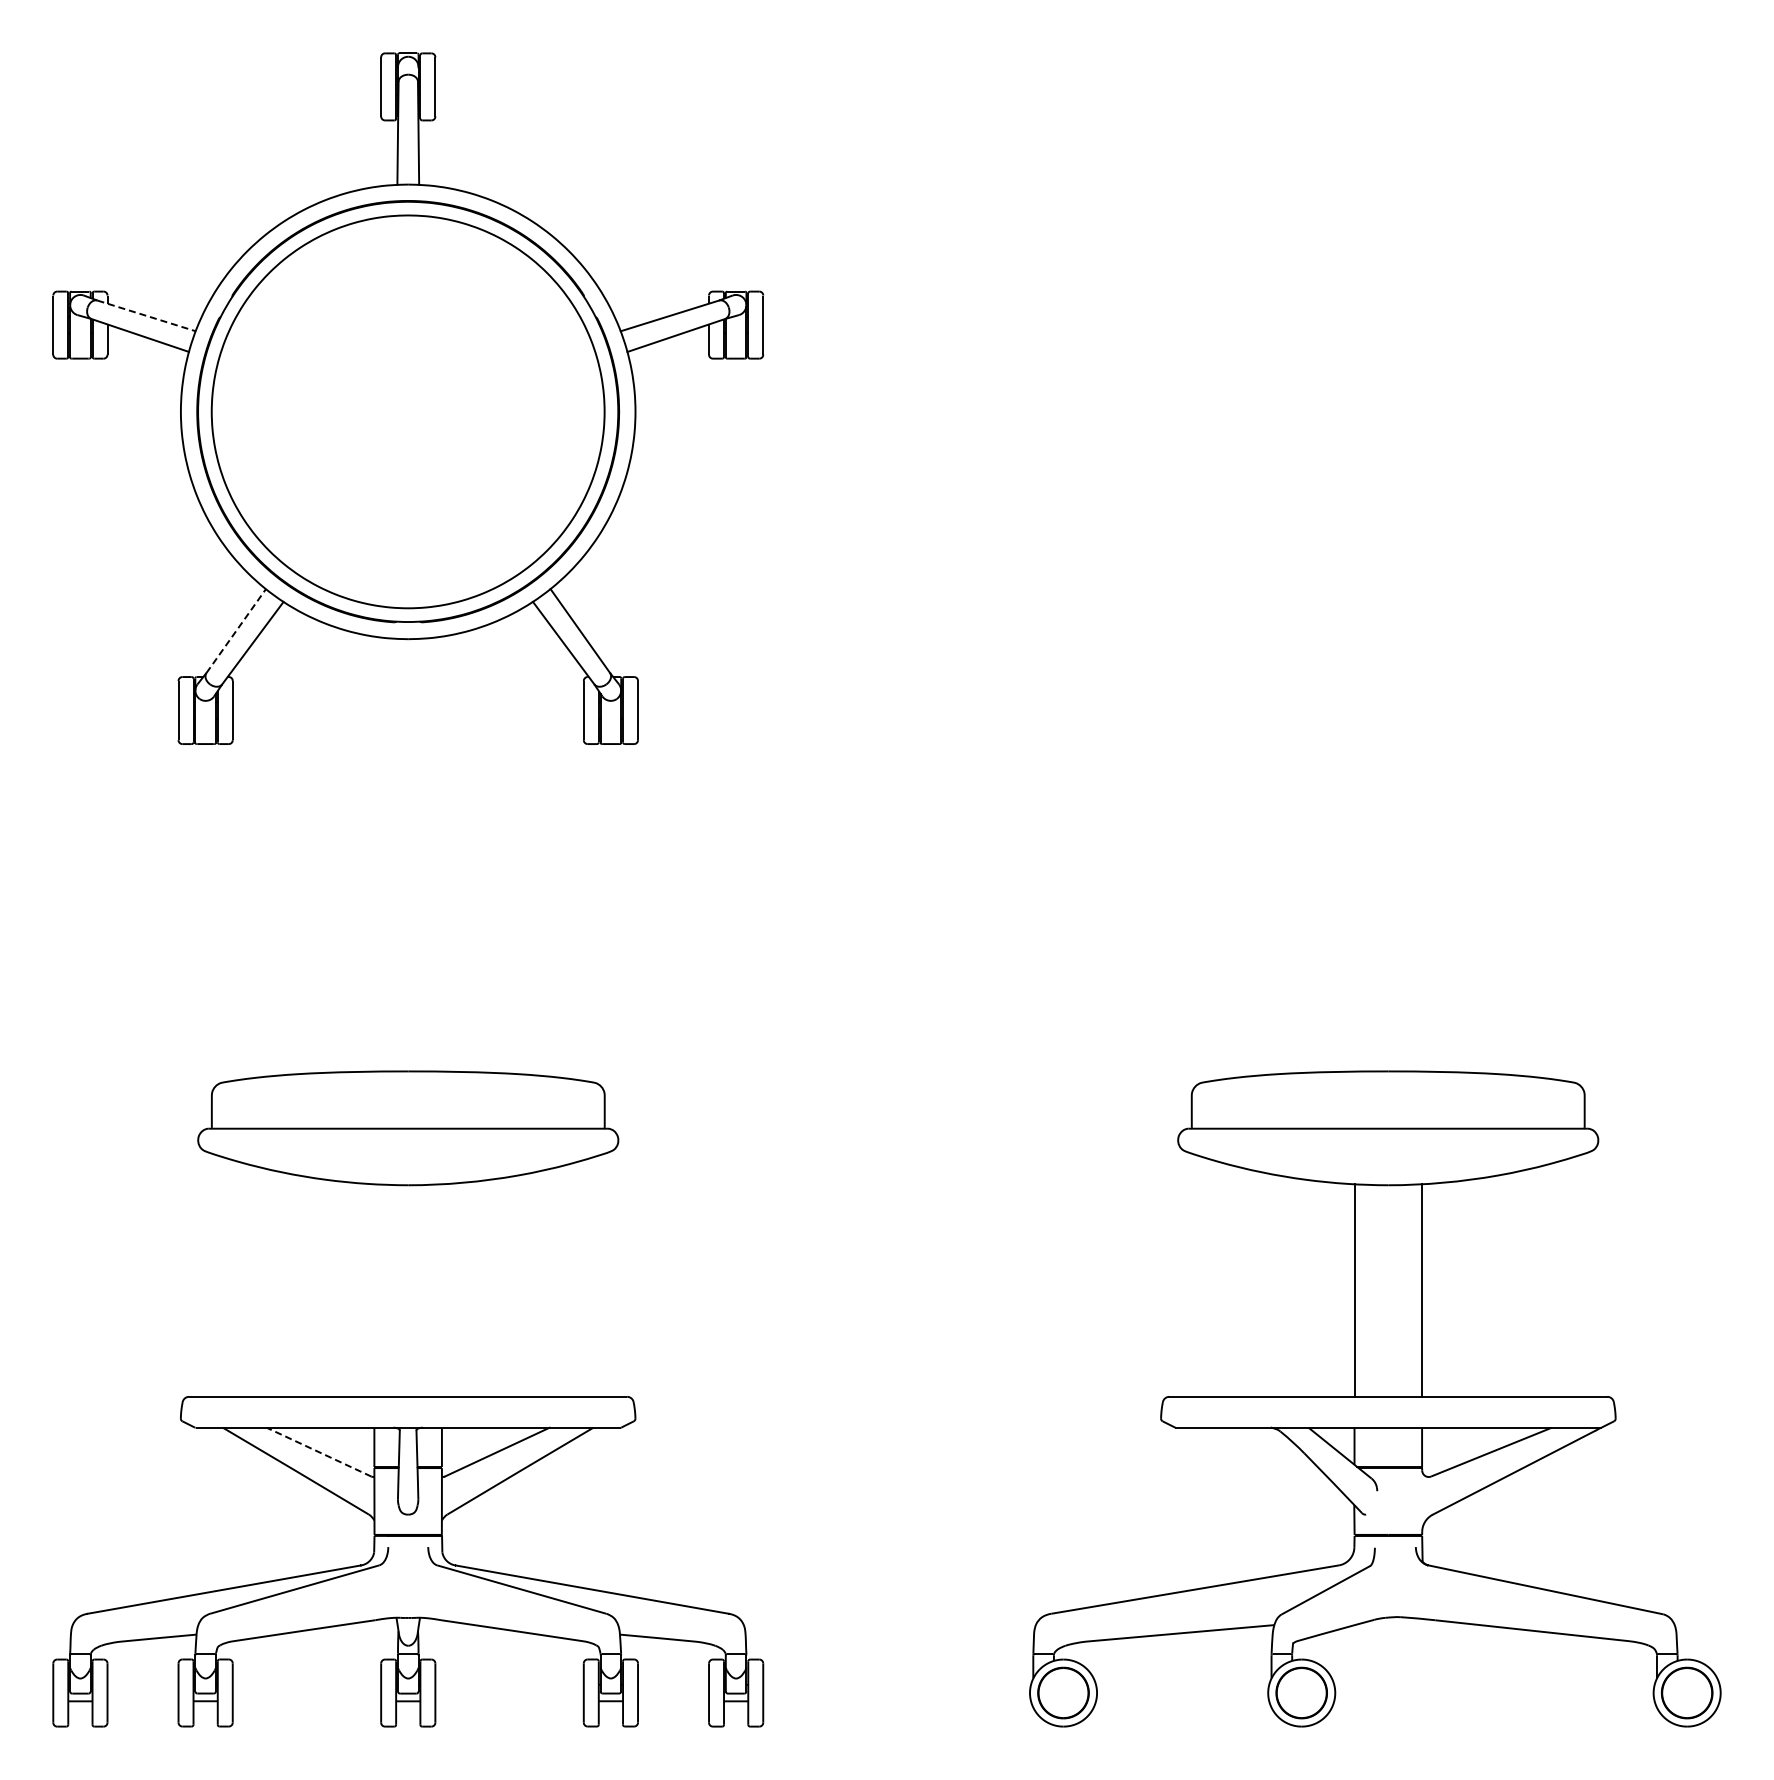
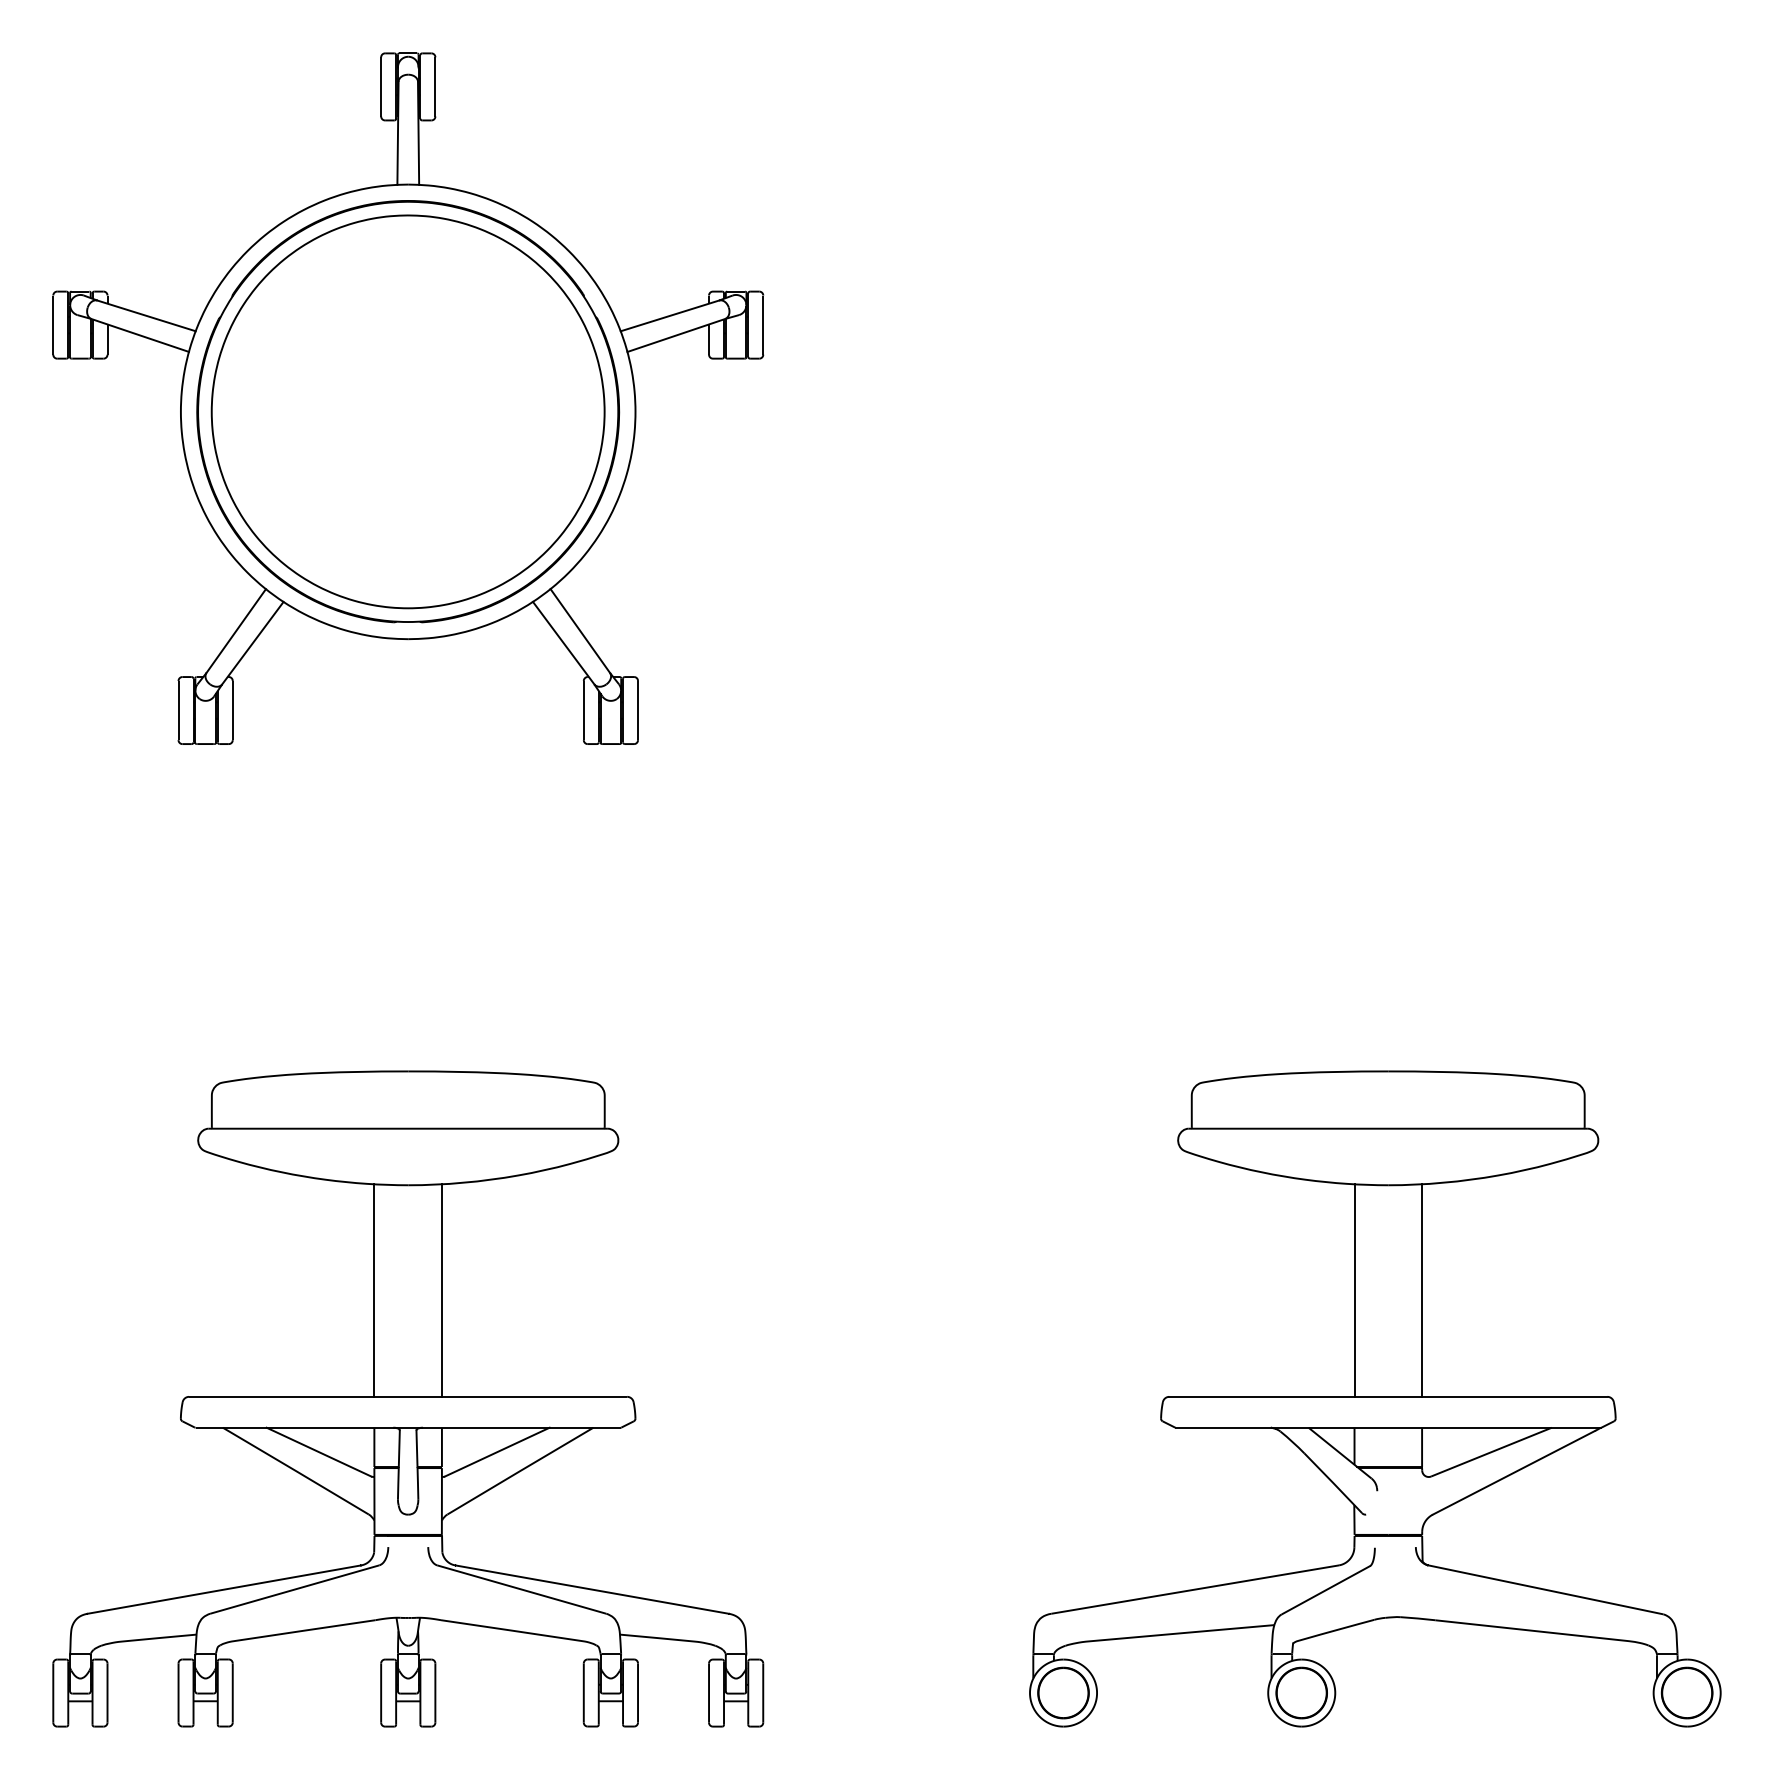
line: dashed -> solid (147, 316)
line: dashed -> solid (236, 630)
line: none -> present (374, 1290)
line: none -> present (441, 1290)
line: dashed -> solid (319, 1452)
